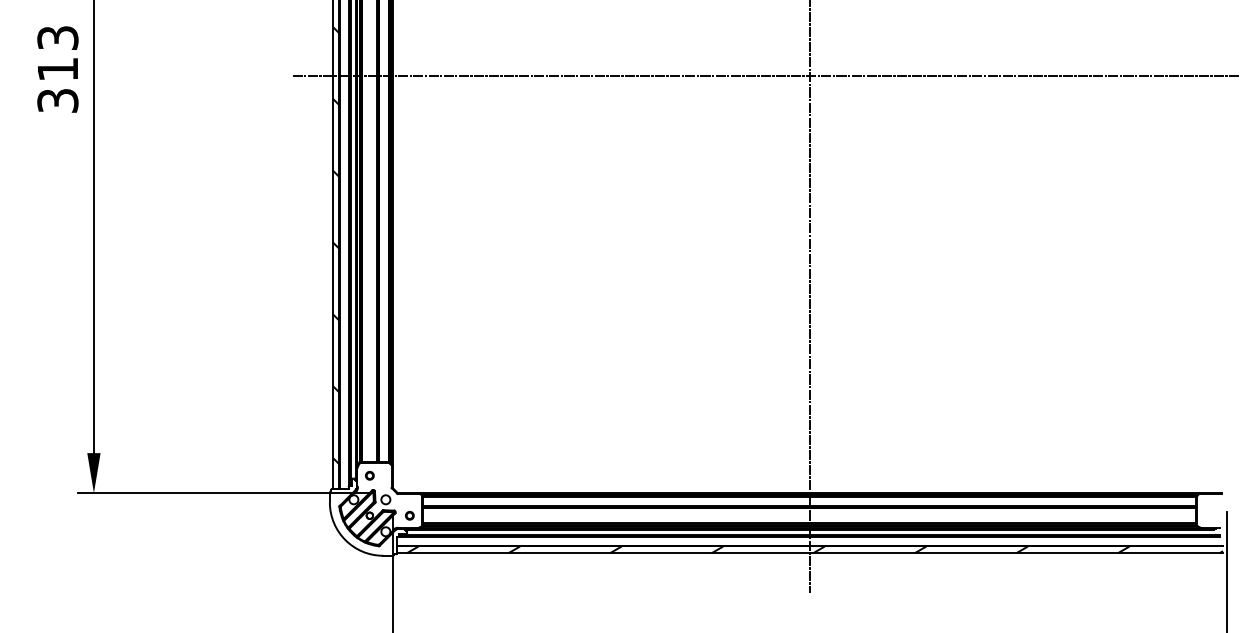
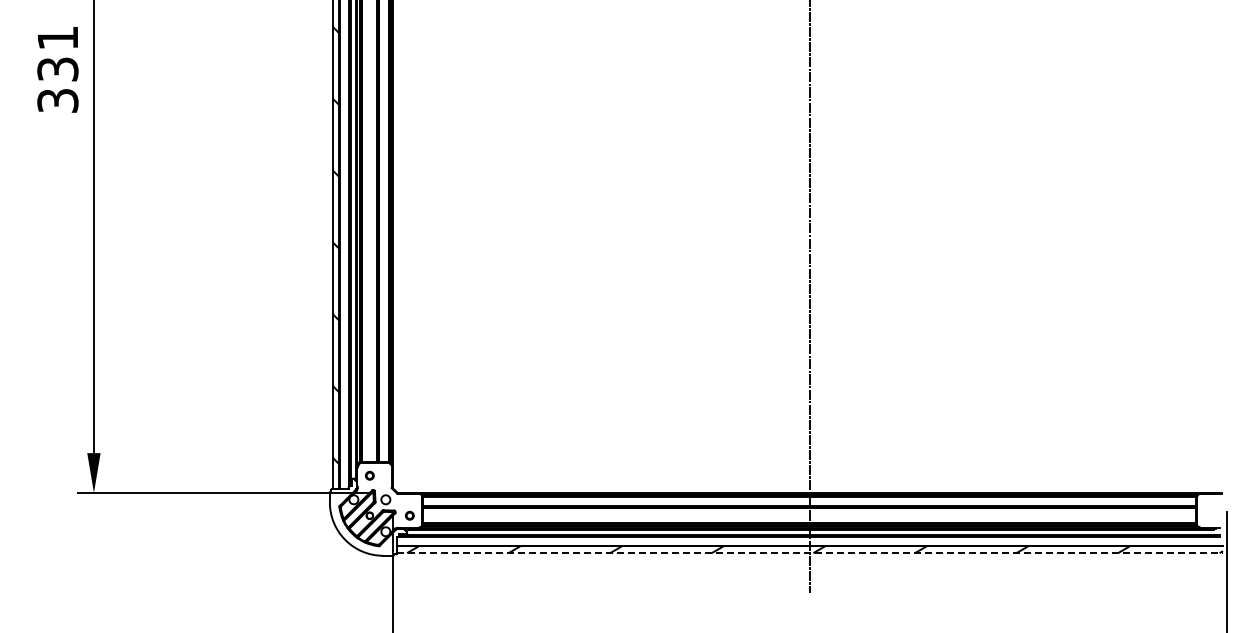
text: 313 -> 331 (57, 53)
line: present -> none (764, 75)
line: solid -> dashed (810, 553)
